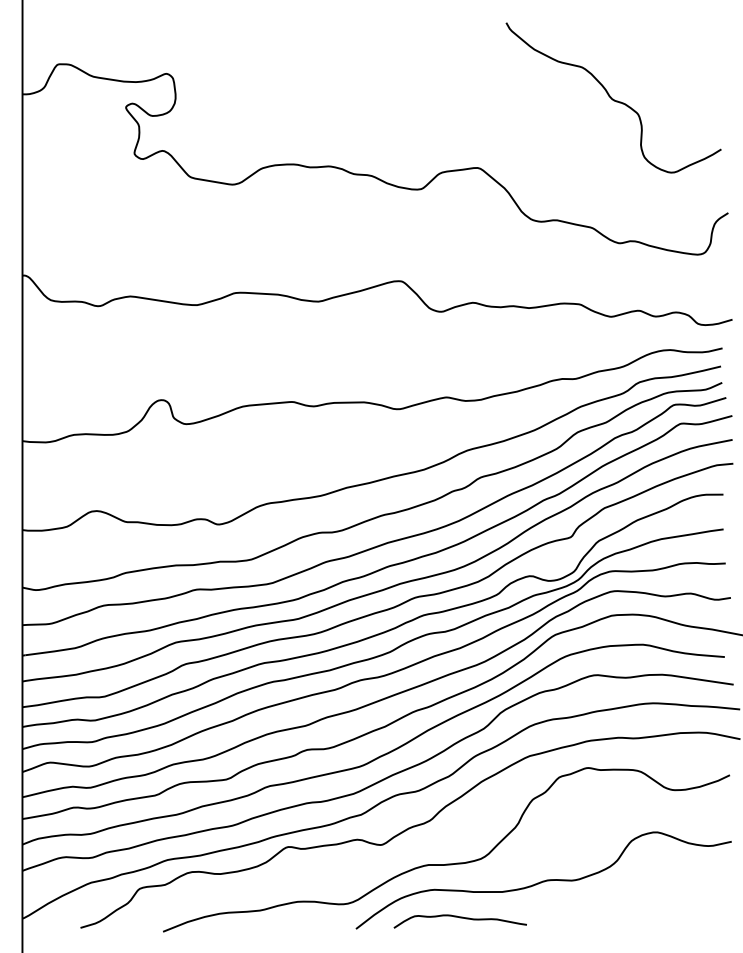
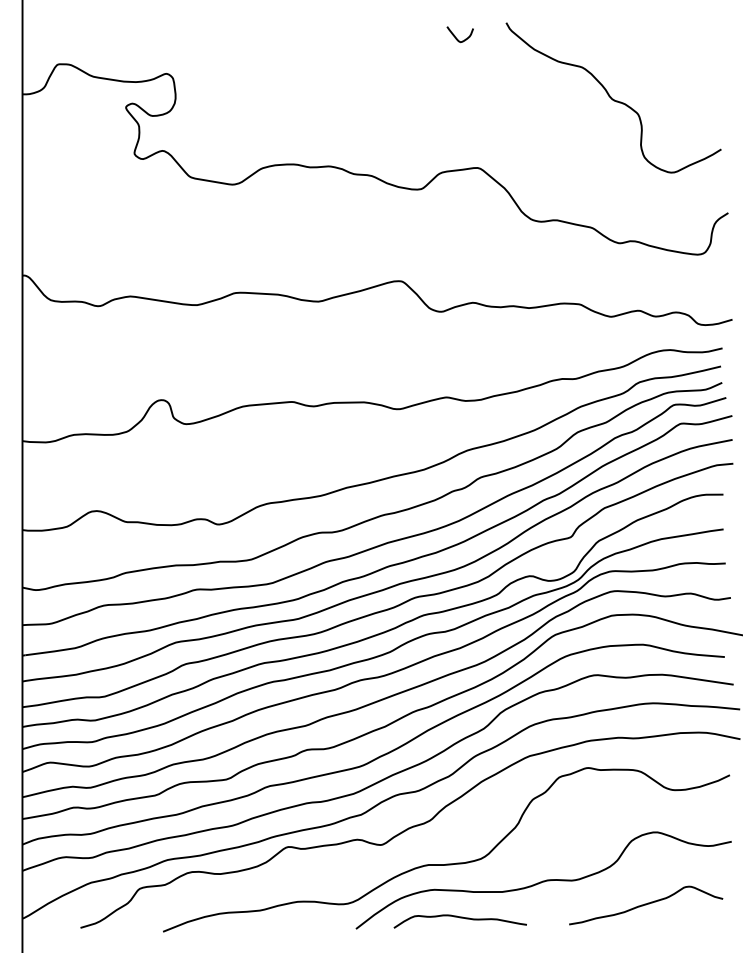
curve: none -> present (455, 35)
curve: none -> present (646, 905)
